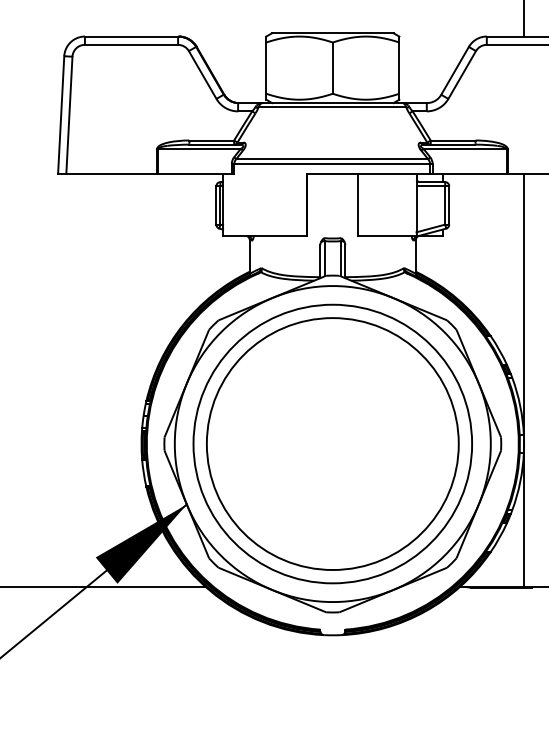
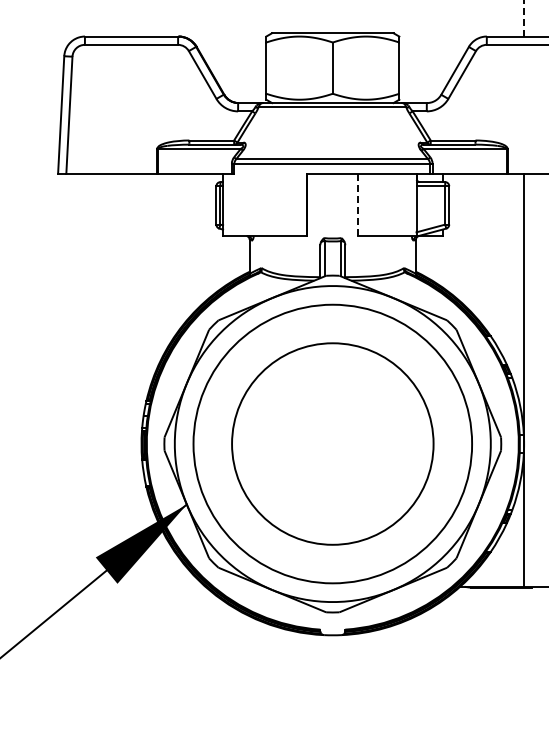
line: solid -> dashed (524, 18)
line: solid -> dashed (357, 204)
circle diameter: 252 px -> 202 px (332, 443)
line: present -> none (103, 586)
